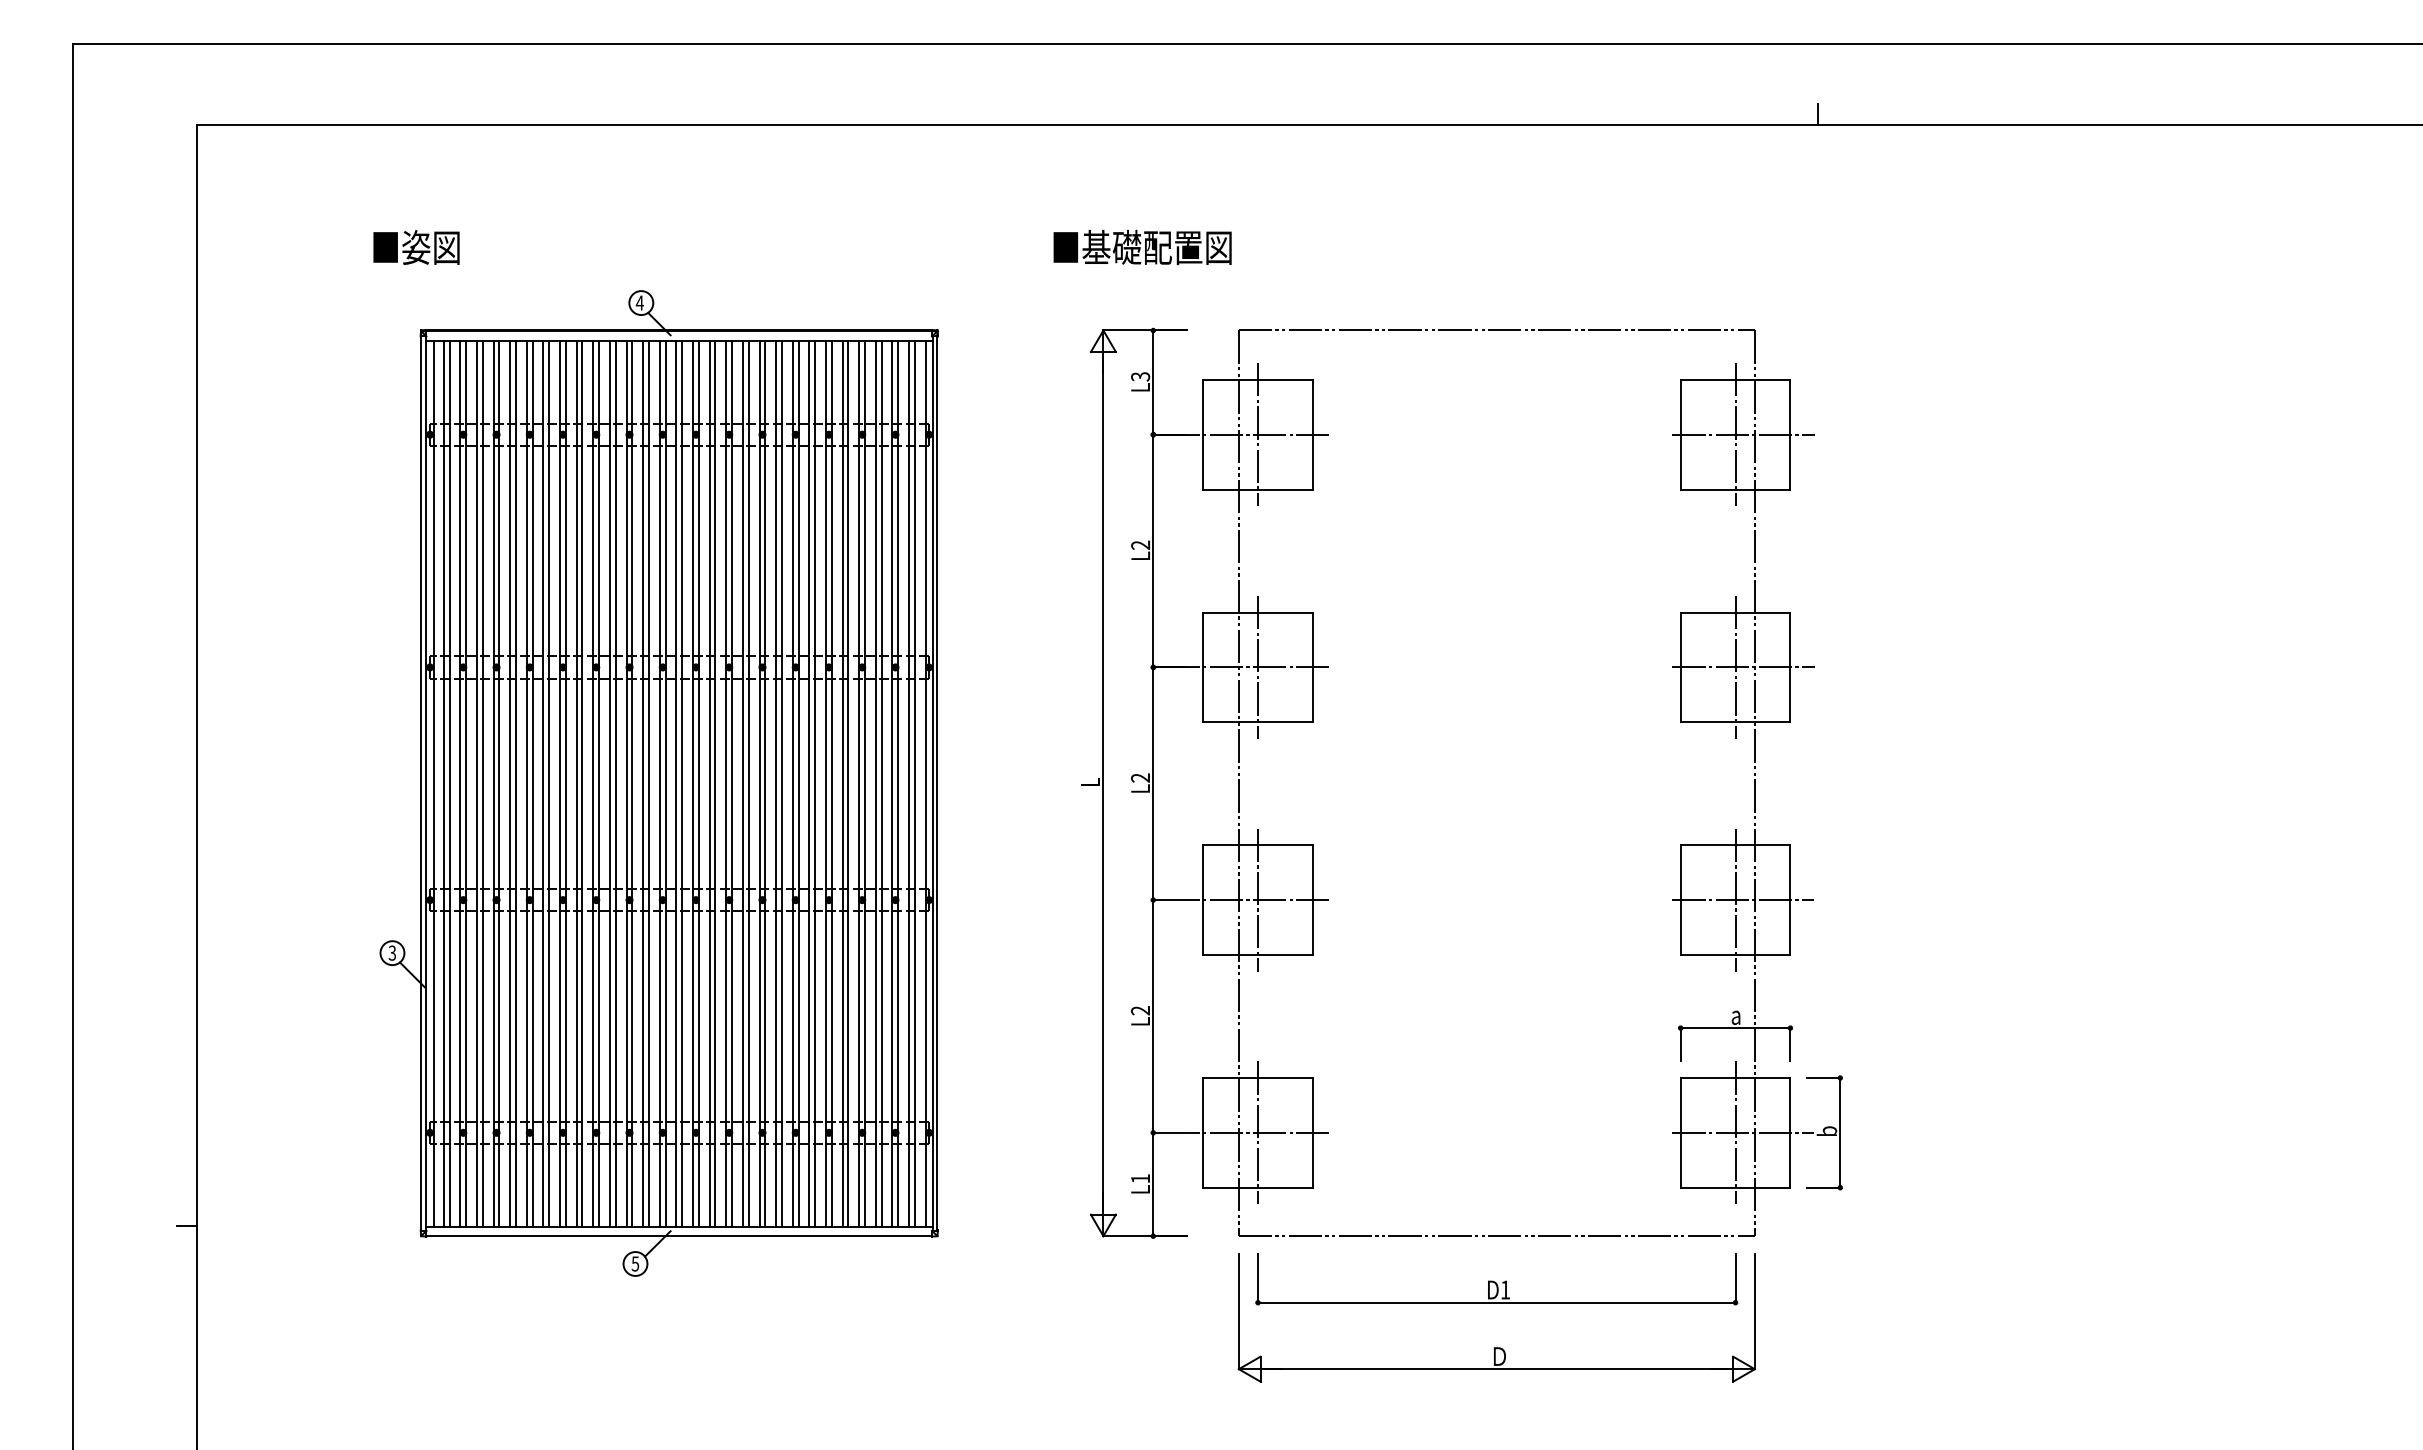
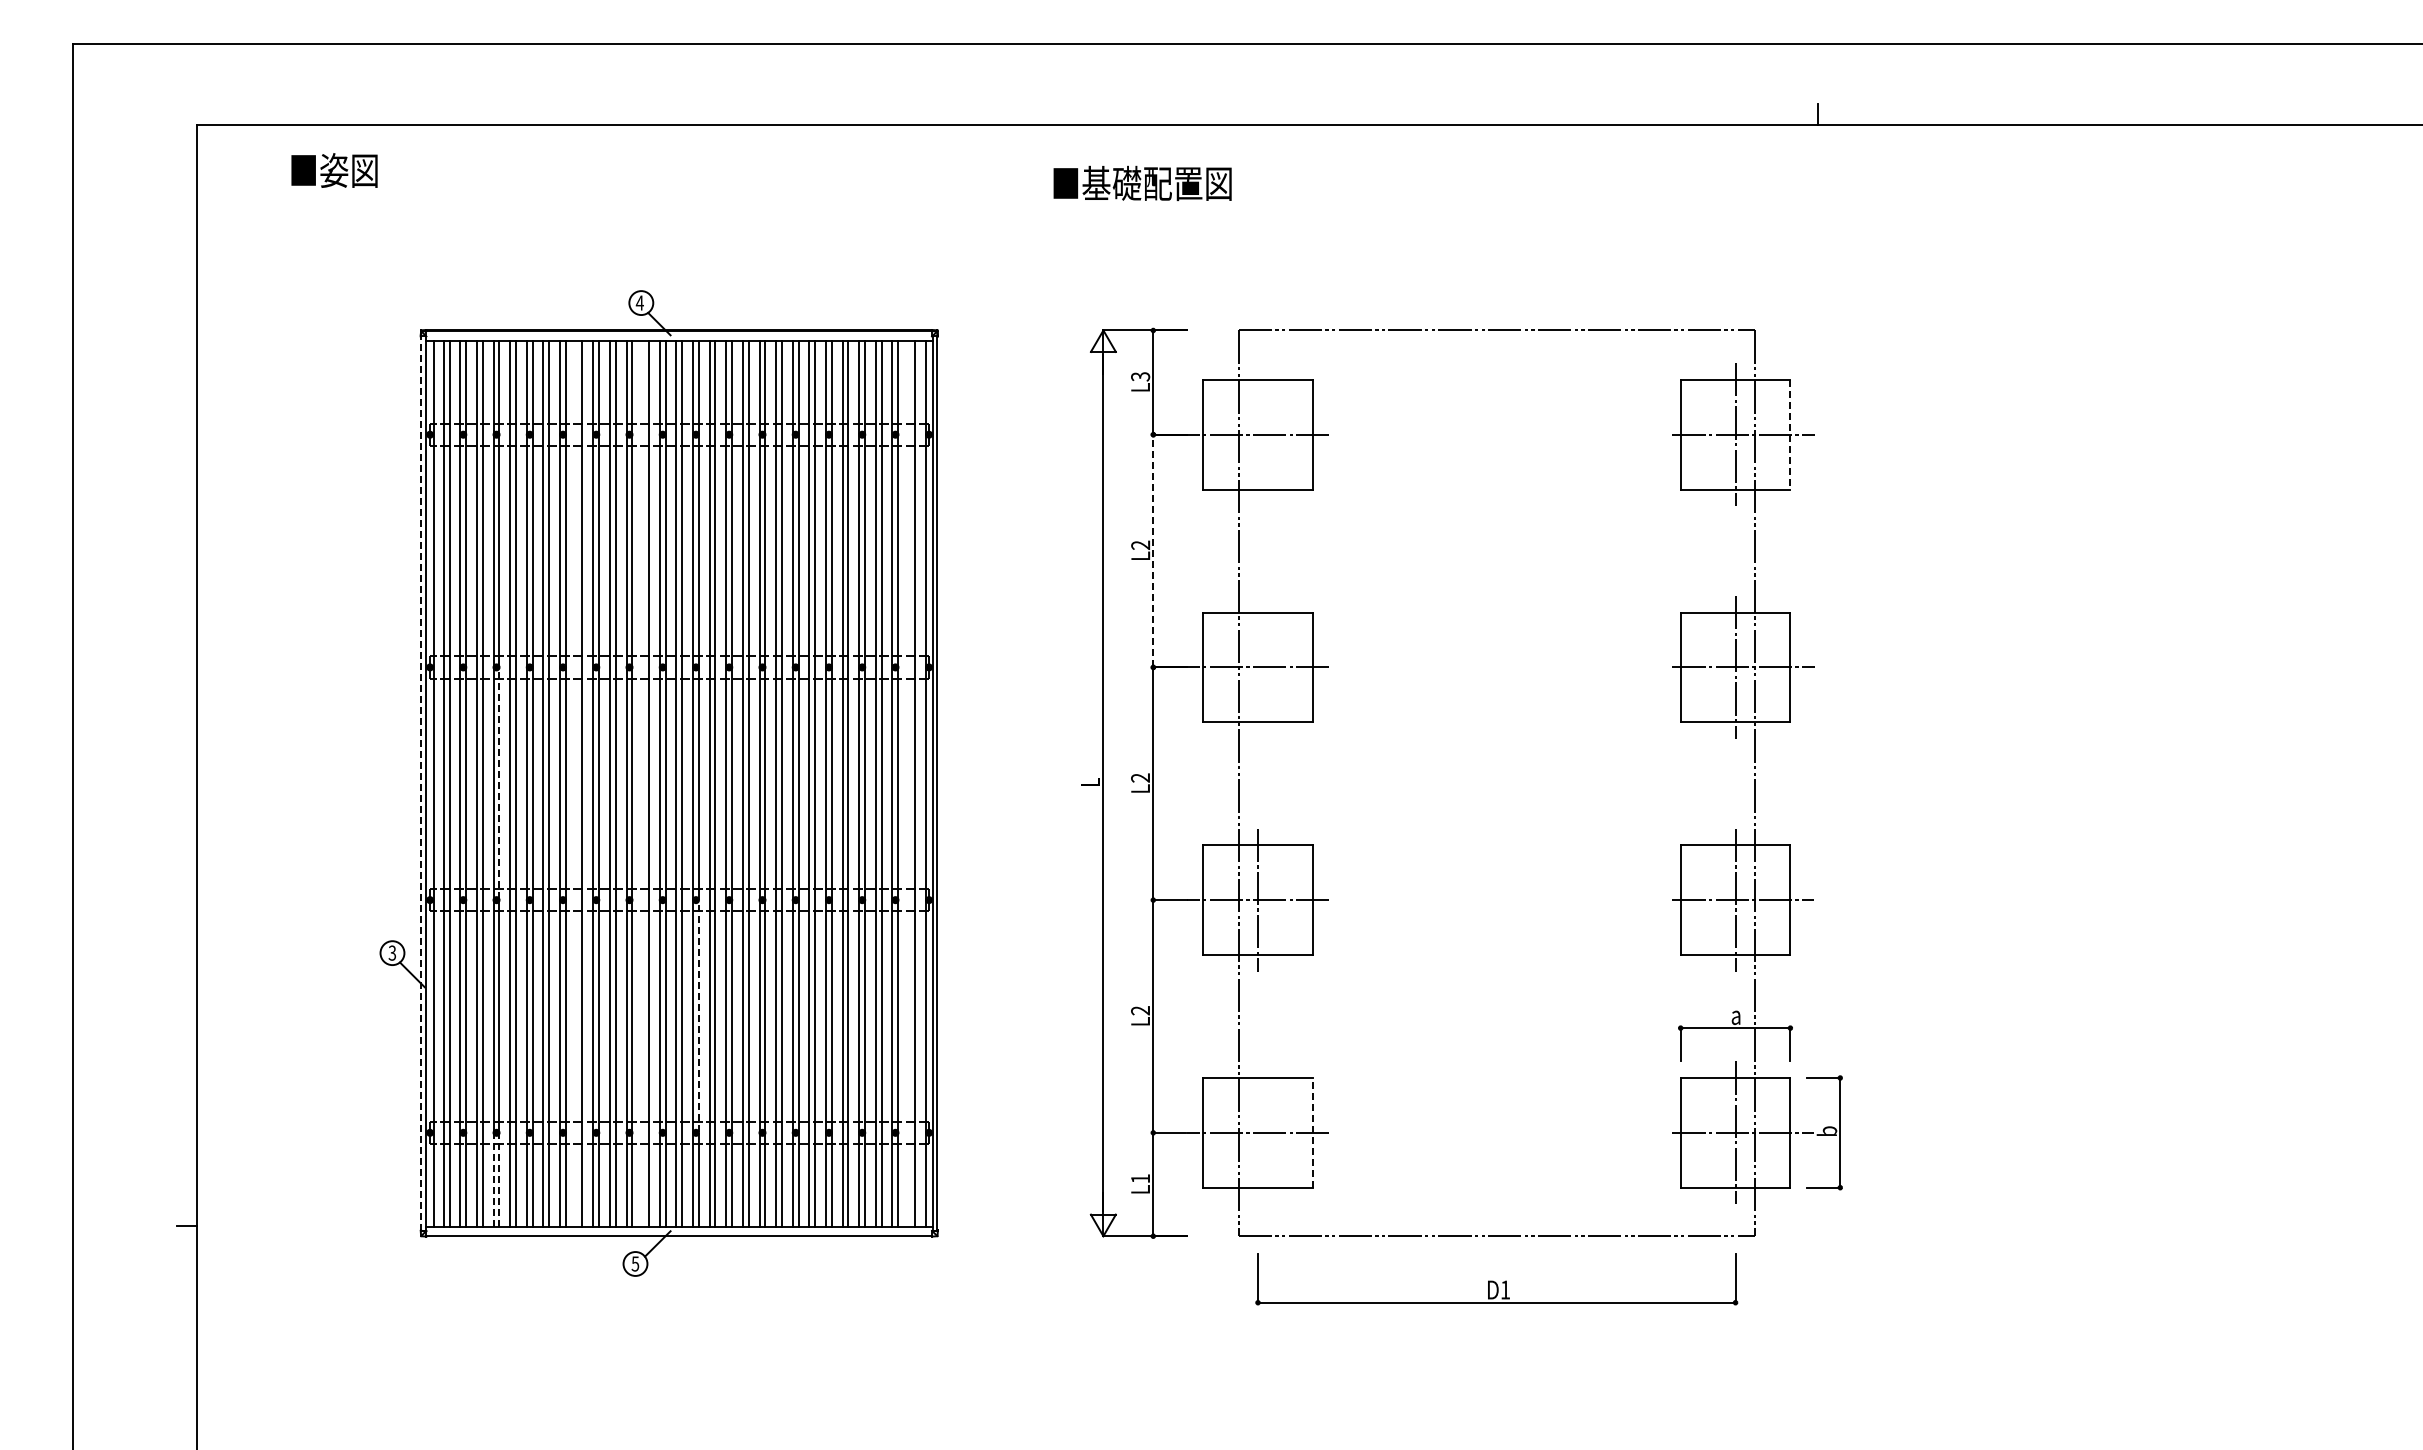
text position: (1142, 246) -> (1142, 182) (1142, 182)
text position: (416, 247) -> (334, 170) (334, 170)
line: present -> none (1258, 434)
line: solid -> dashed (1790, 434)
line: solid -> dashed (1153, 550)
line: present -> none (1258, 666)
line: solid -> dashed (421, 783)
line: solid -> dashed (499, 783)
line: present -> none (576, 783)
line: present -> none (643, 783)
line: present -> none (909, 783)
line: solid -> dashed (698, 1015)
line: present -> none (1258, 1132)
line: solid -> dashed (1312, 1132)
line: solid -> dashed (493, 1180)
line: solid -> dashed (499, 1180)
part: present -> none (1496, 1347)
